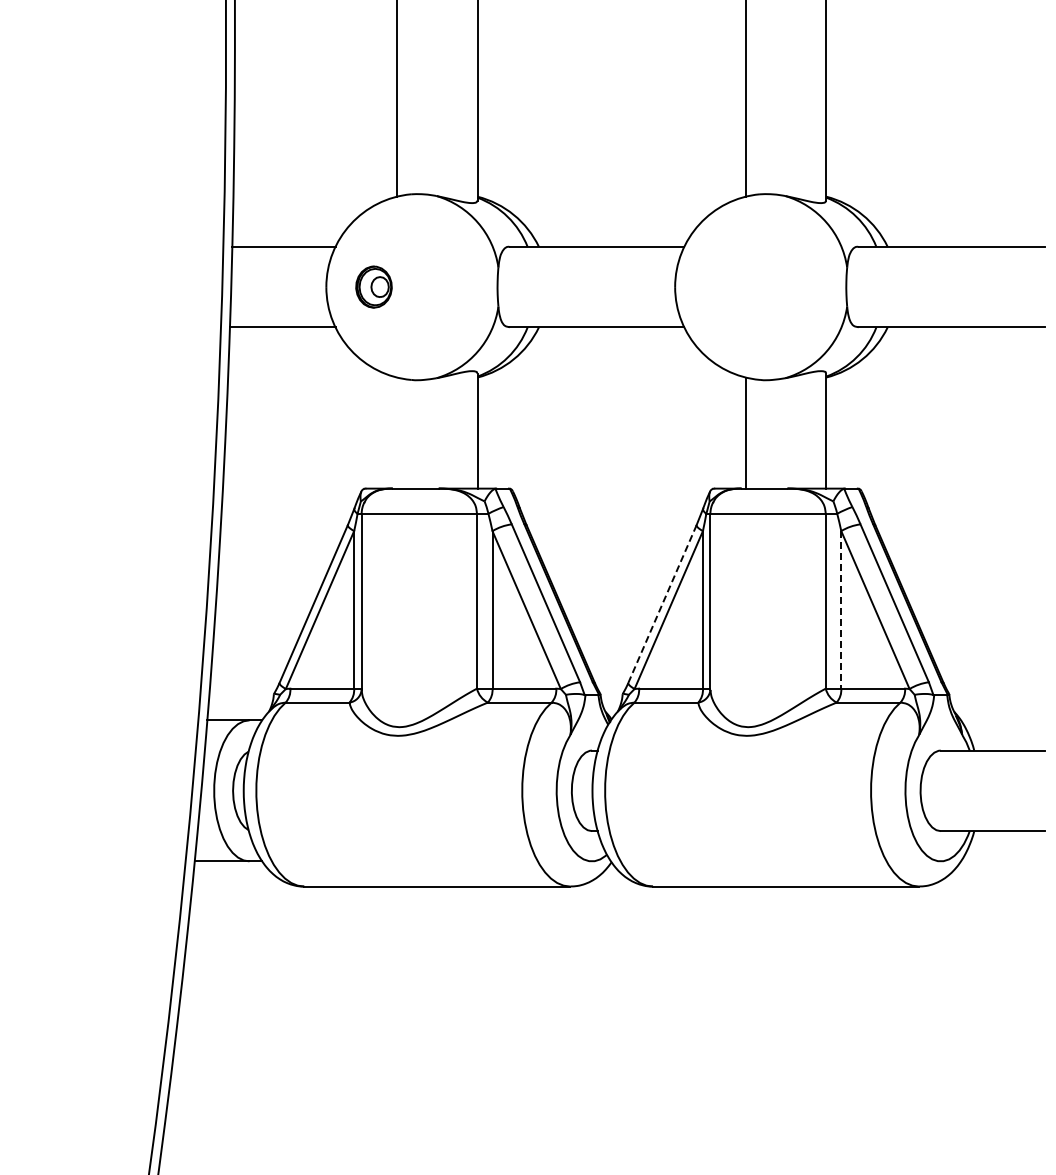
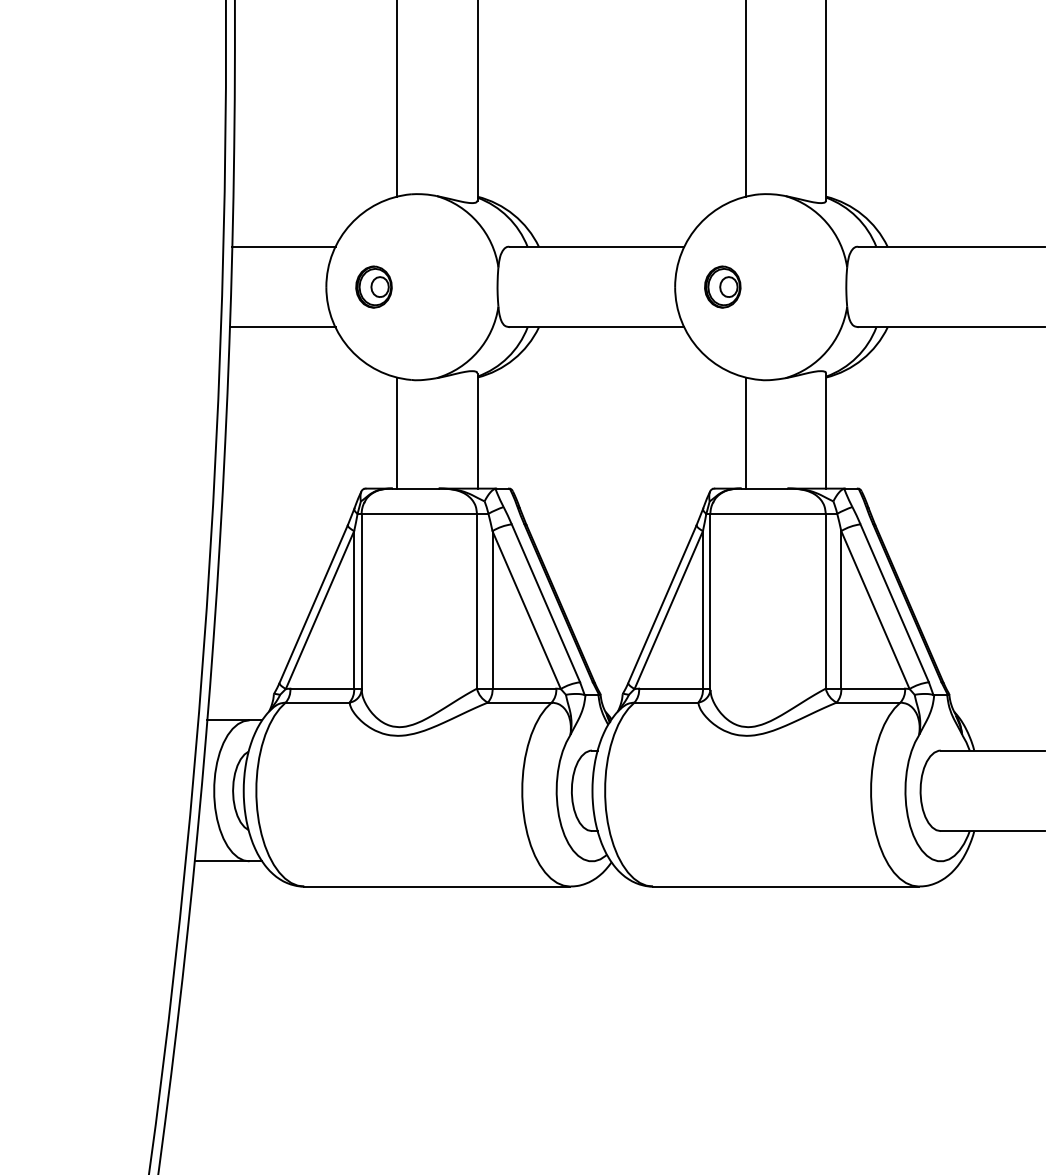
part: none -> present (722, 286)
line: none -> present (396, 432)
line: dashed -> solid (662, 604)
line: dashed -> solid (841, 609)
